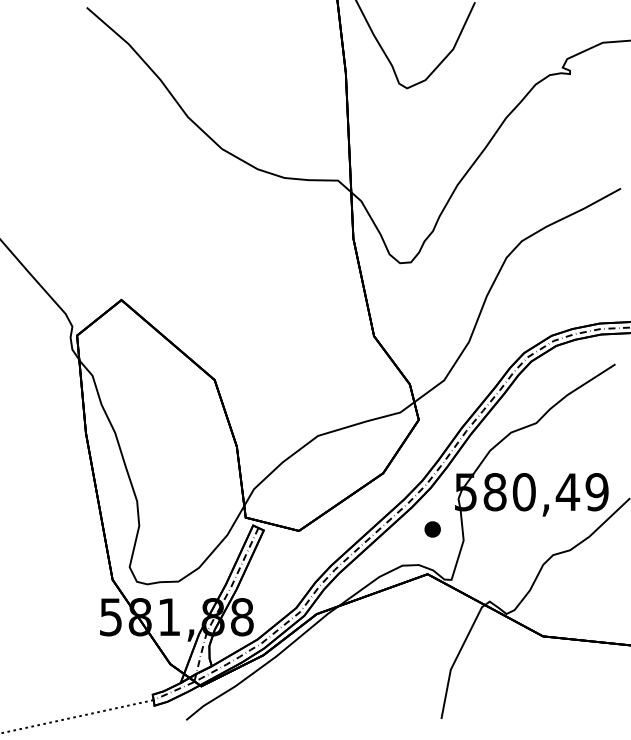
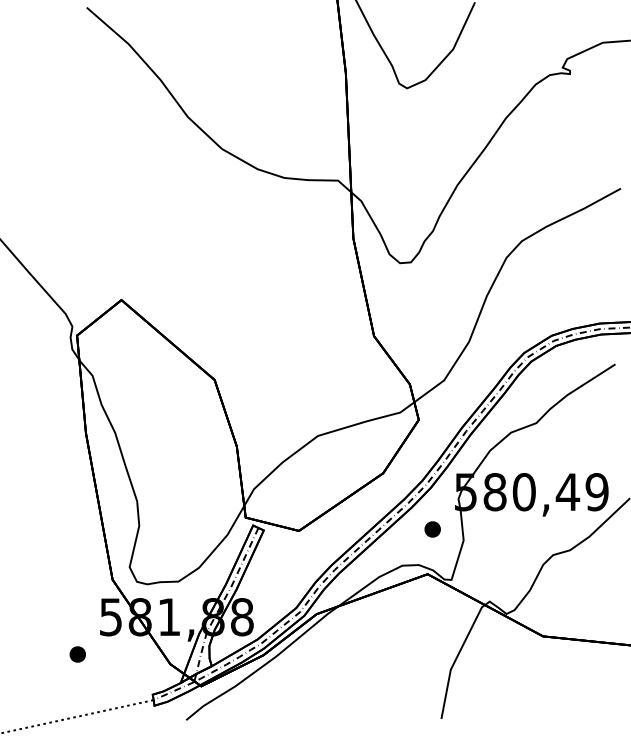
part: none -> present (77, 654)
